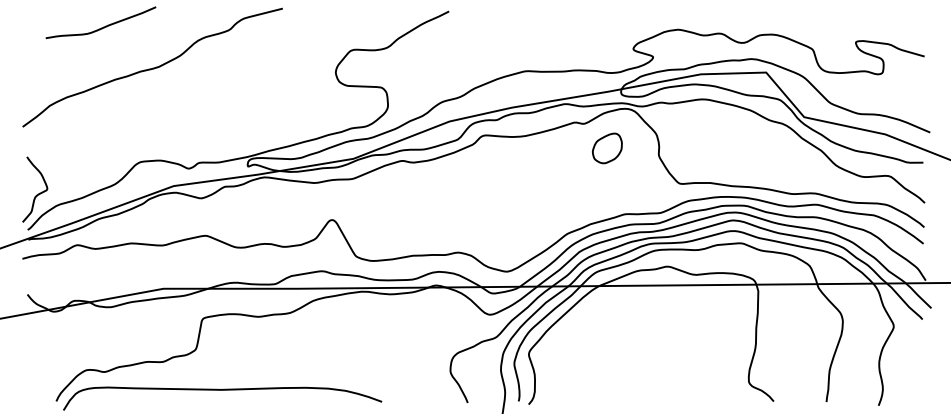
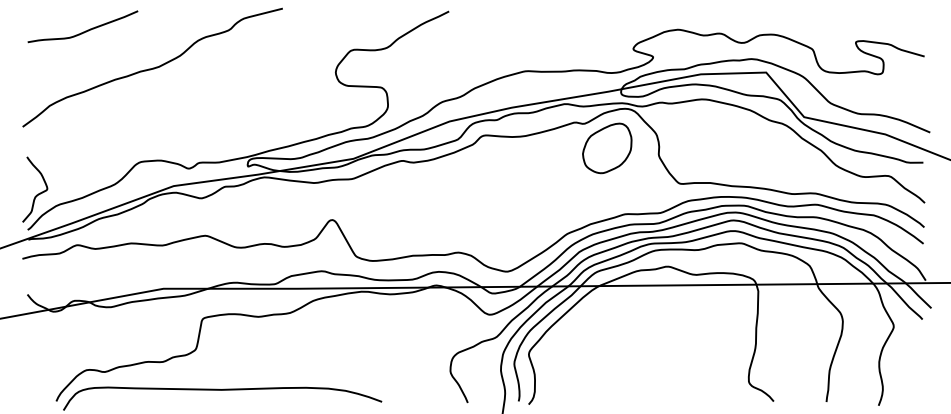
curve position: (103, 26) -> (85, 30) (85, 30)
part size: 32x33 px -> 51x53 px (607, 148)
